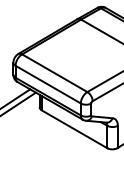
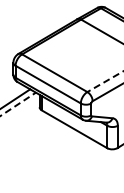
line: solid -> dashed (105, 81)
line: solid -> dashed (18, 104)
